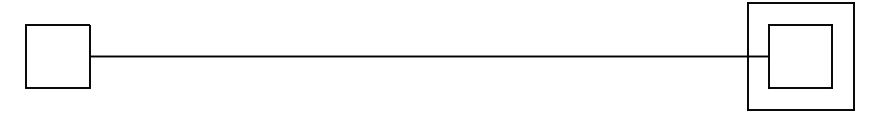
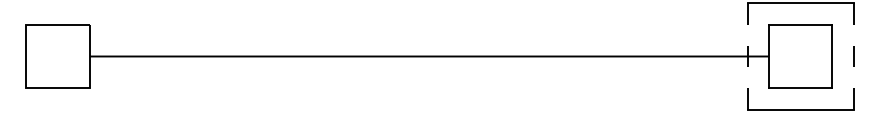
line: solid -> dashed (747, 56)
line: solid -> dashed (853, 56)
